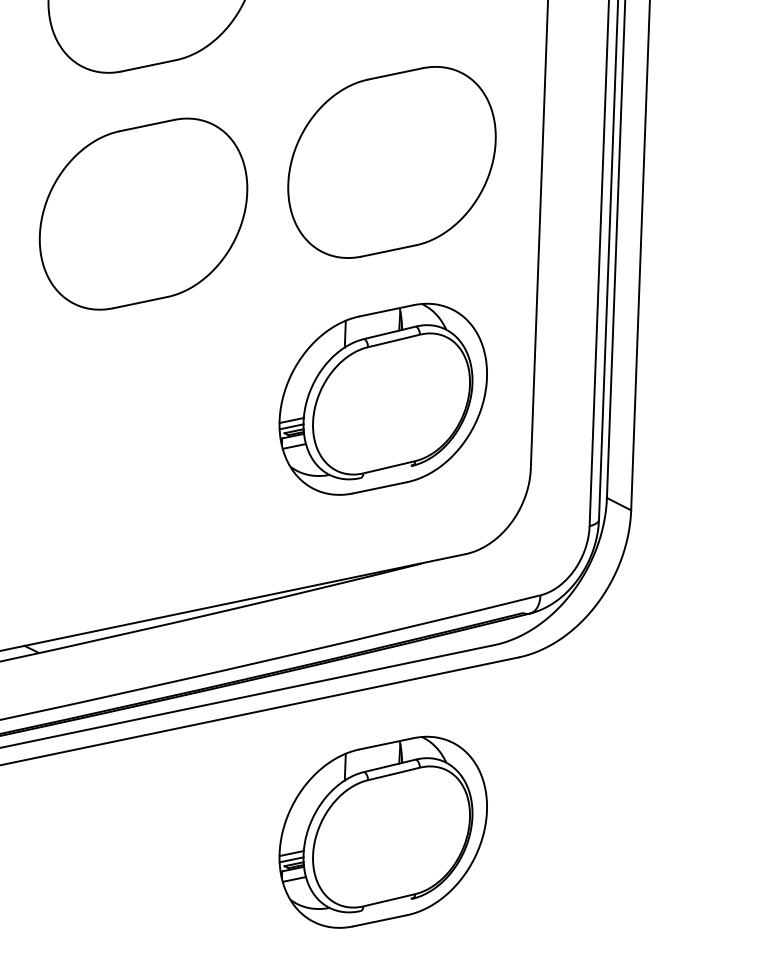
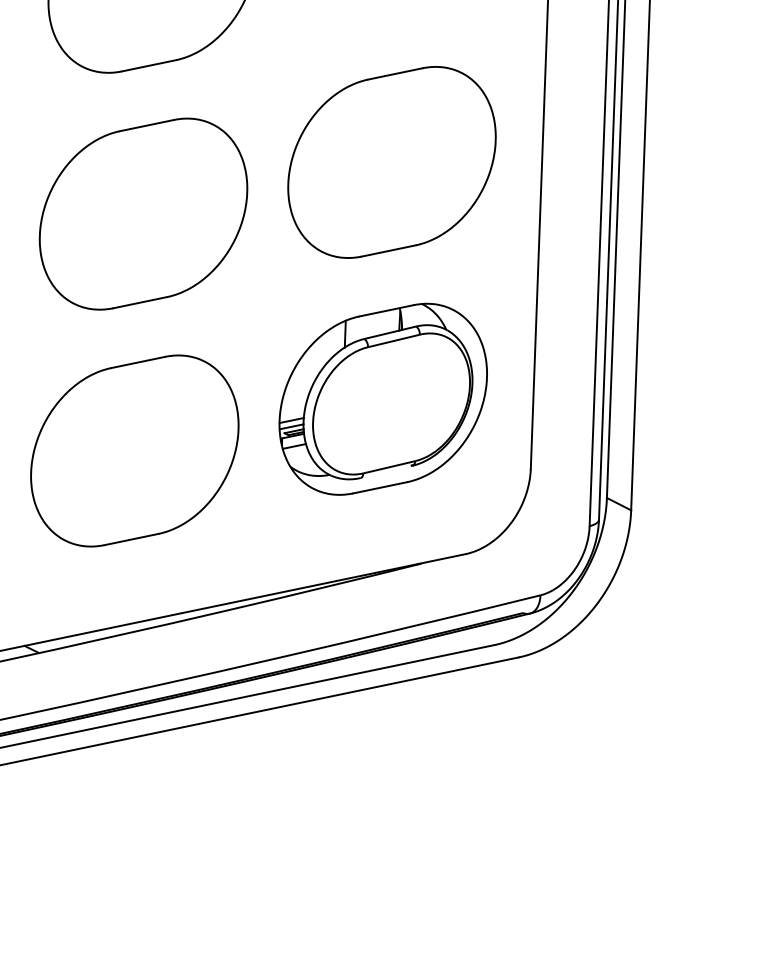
part: none -> present (134, 450)
part: present -> none (382, 831)
